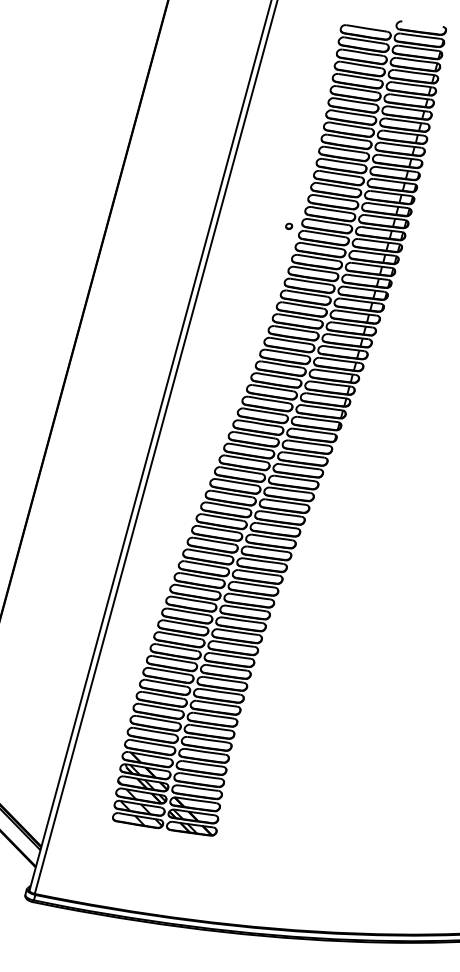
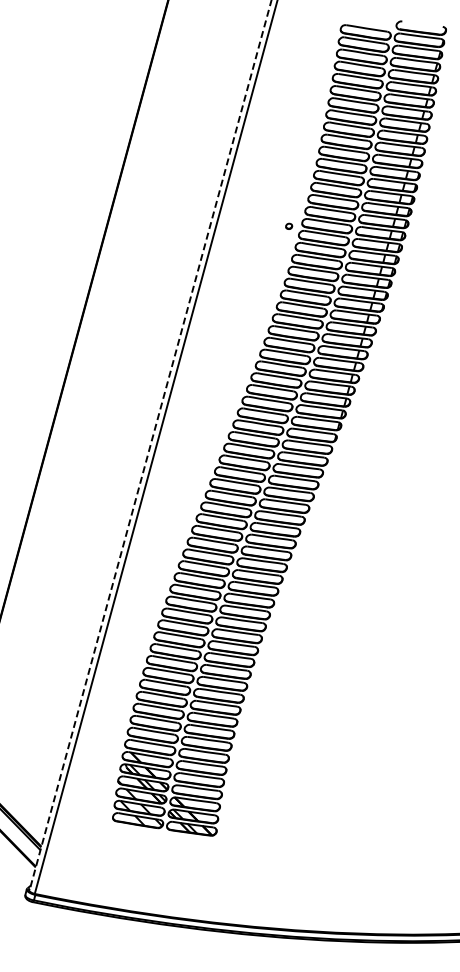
line: solid -> dashed (150, 446)
